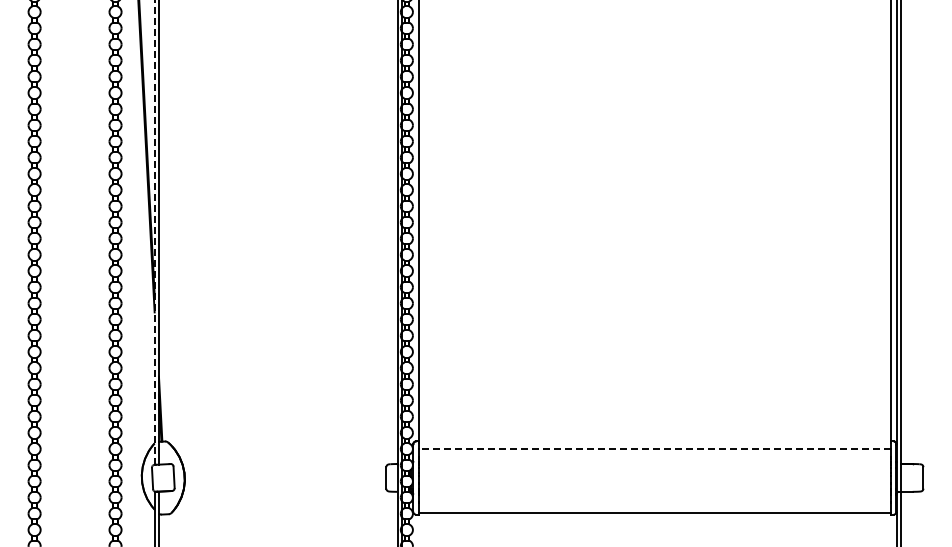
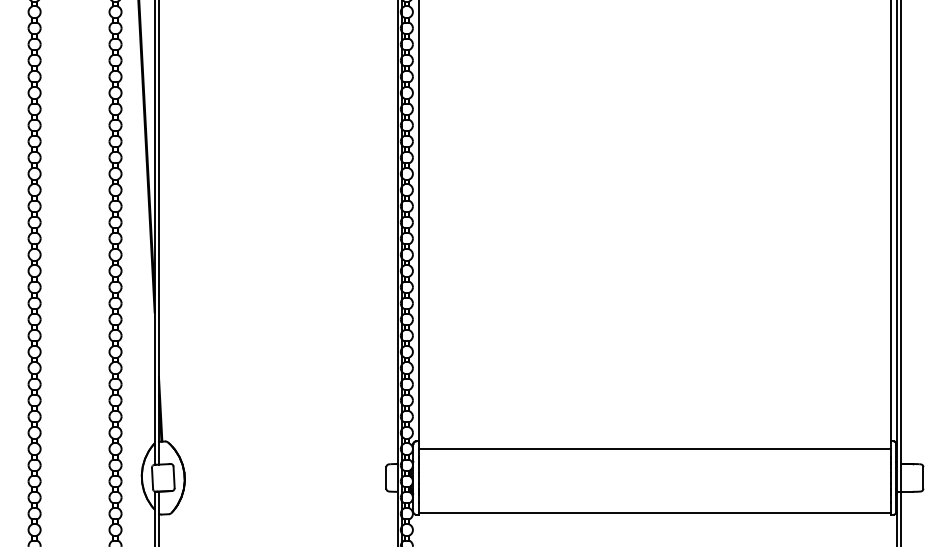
line: dashed -> solid (154, 231)
line: dashed -> solid (654, 448)
